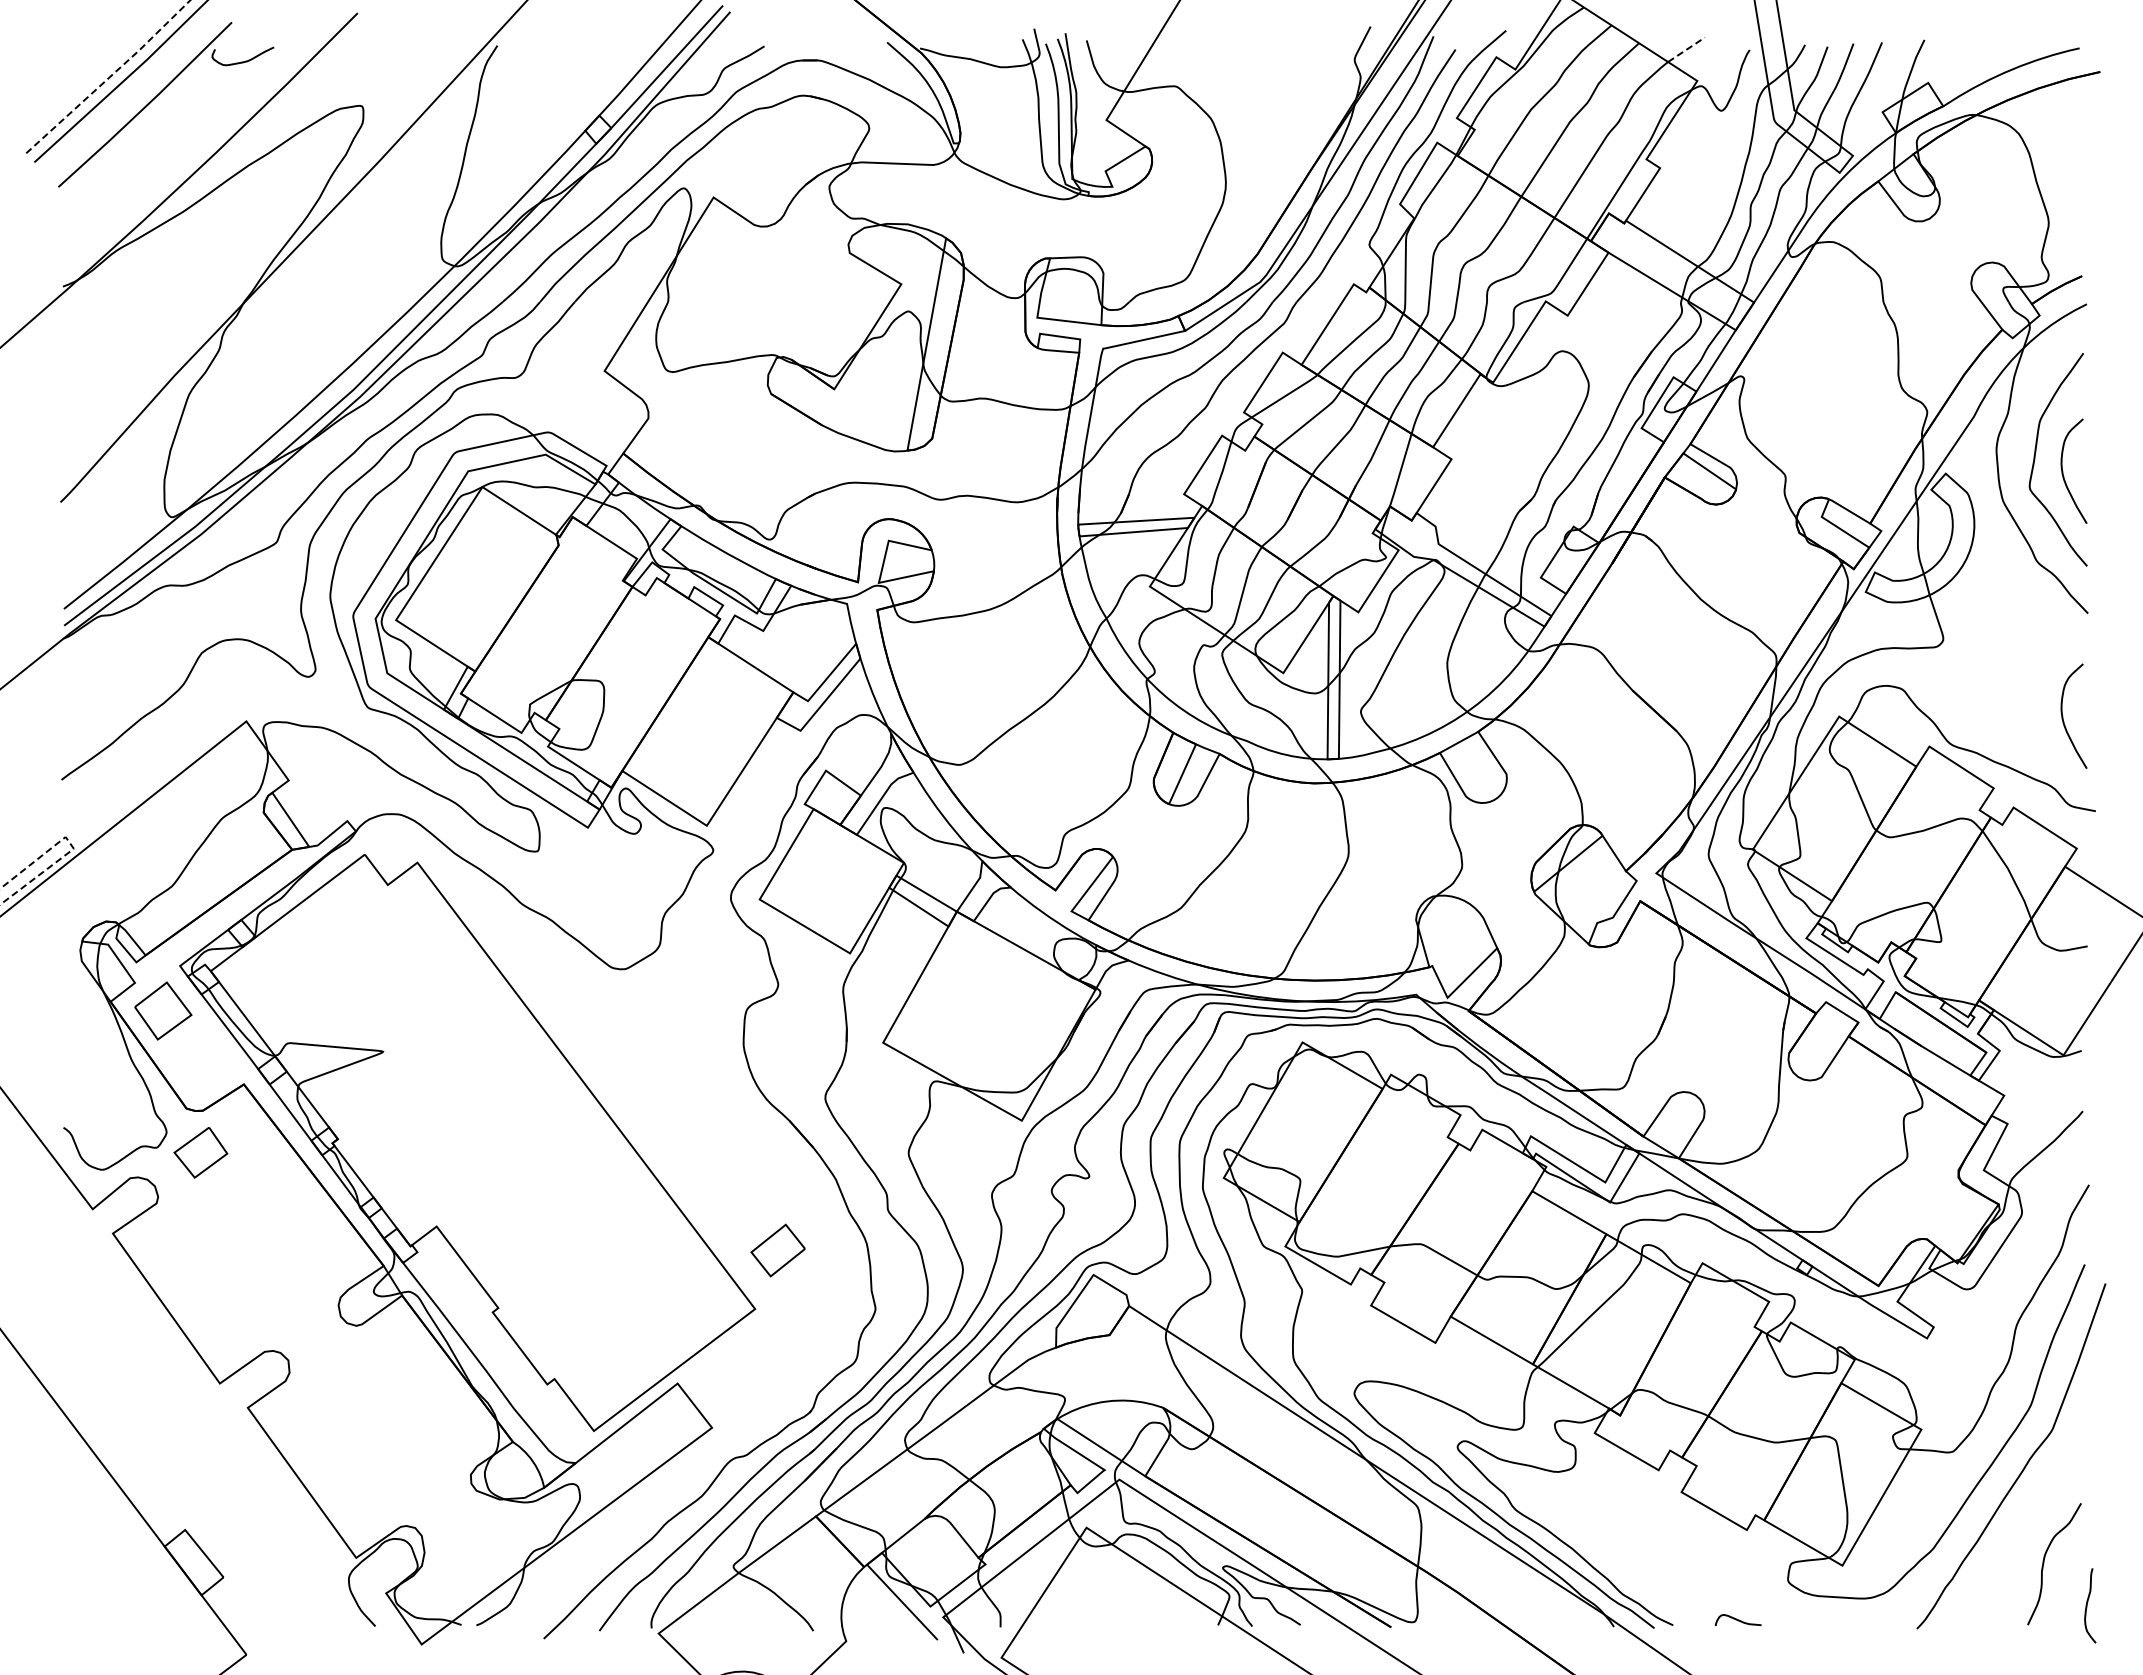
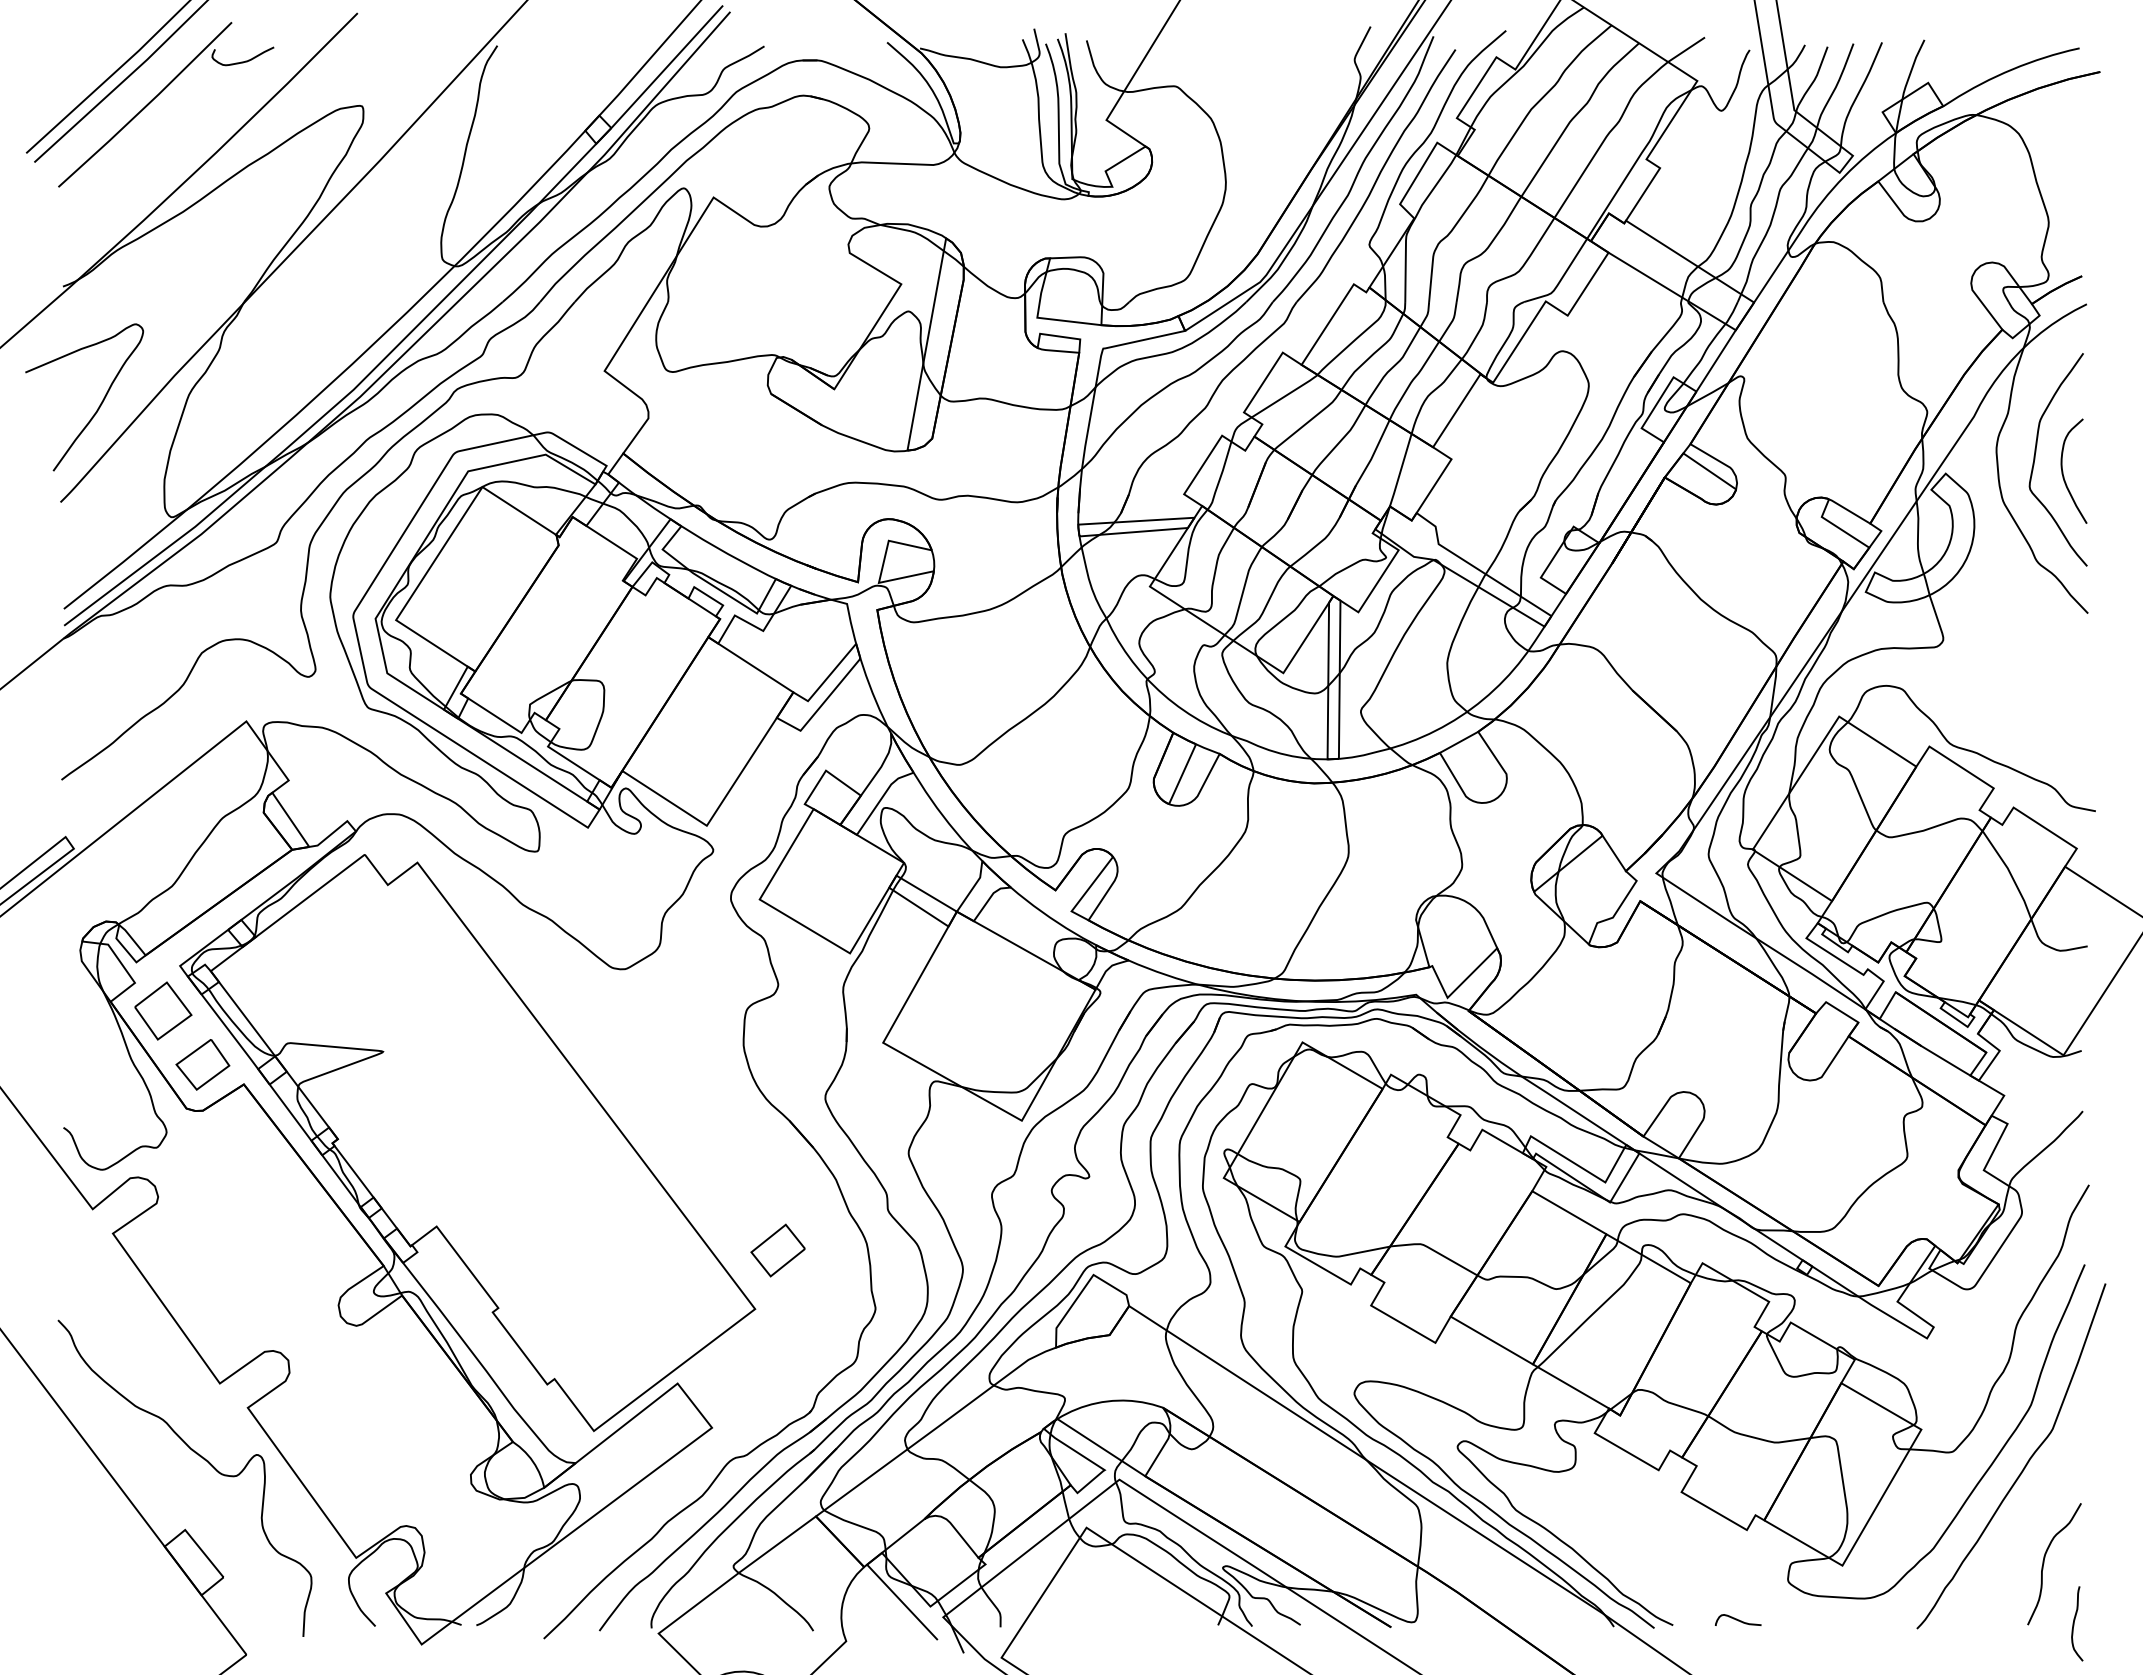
line: dashed -> solid (1686, 49)
line: dashed -> solid (109, 77)
curve: none -> present (98, 406)
curve: present -> none (2063, 716)
line: dashed -> solid (72, 846)
part position: (200, 1152) -> (202, 1064) (202, 1064)
curve: none -> present (200, 1457)
curve position: (2087, 1605) -> (2074, 1623) (2074, 1623)
